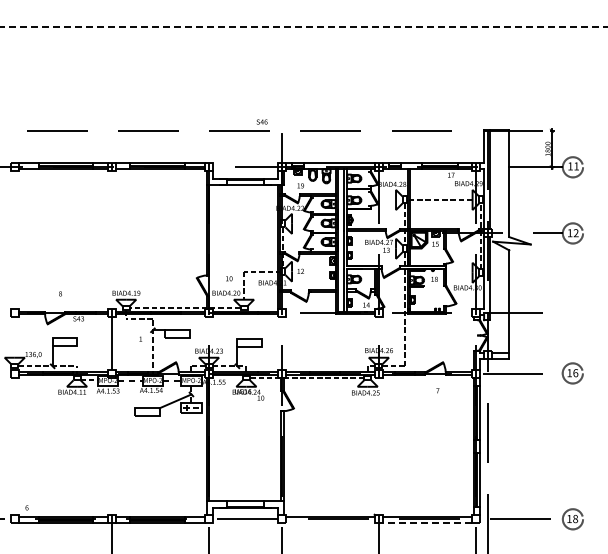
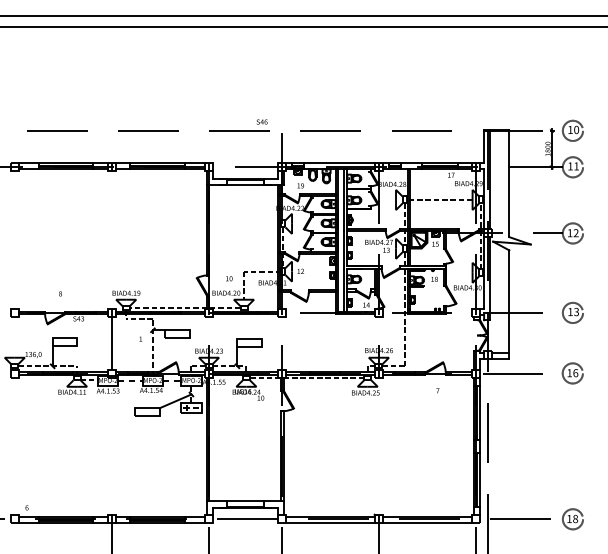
line: none -> present (303, 16)
line: dashed -> solid (303, 26)
part: none -> present (572, 130)
part: none -> present (572, 312)
line: none -> present (329, 523)
line: dashed -> solid (427, 523)
